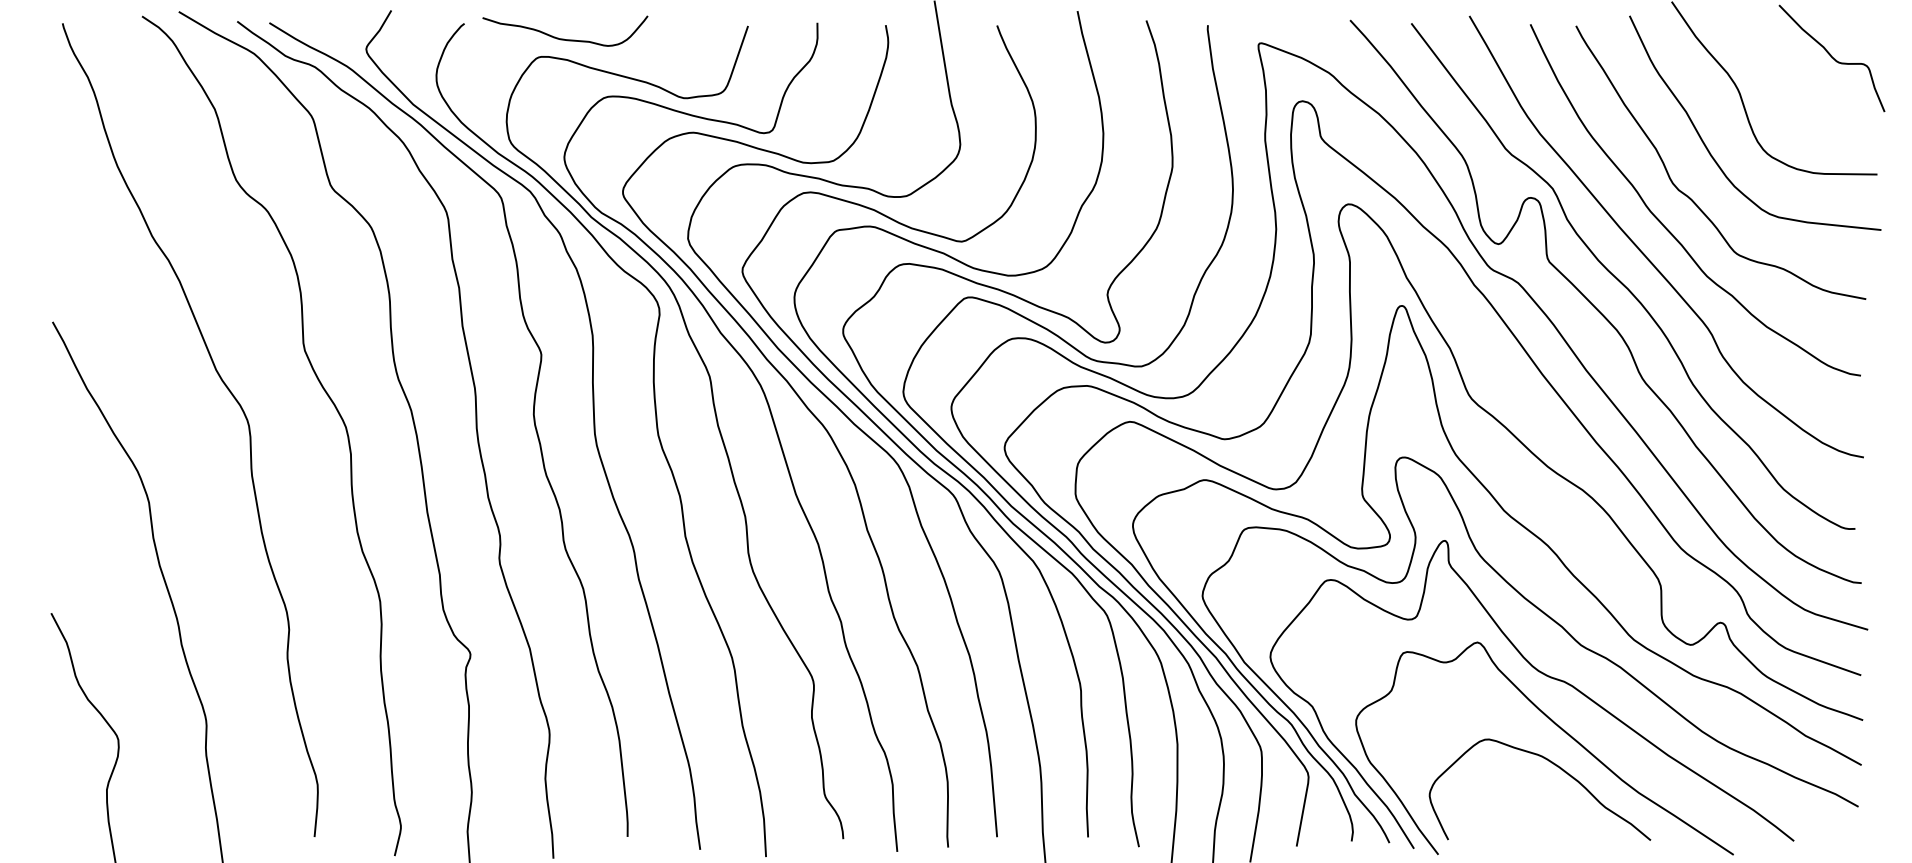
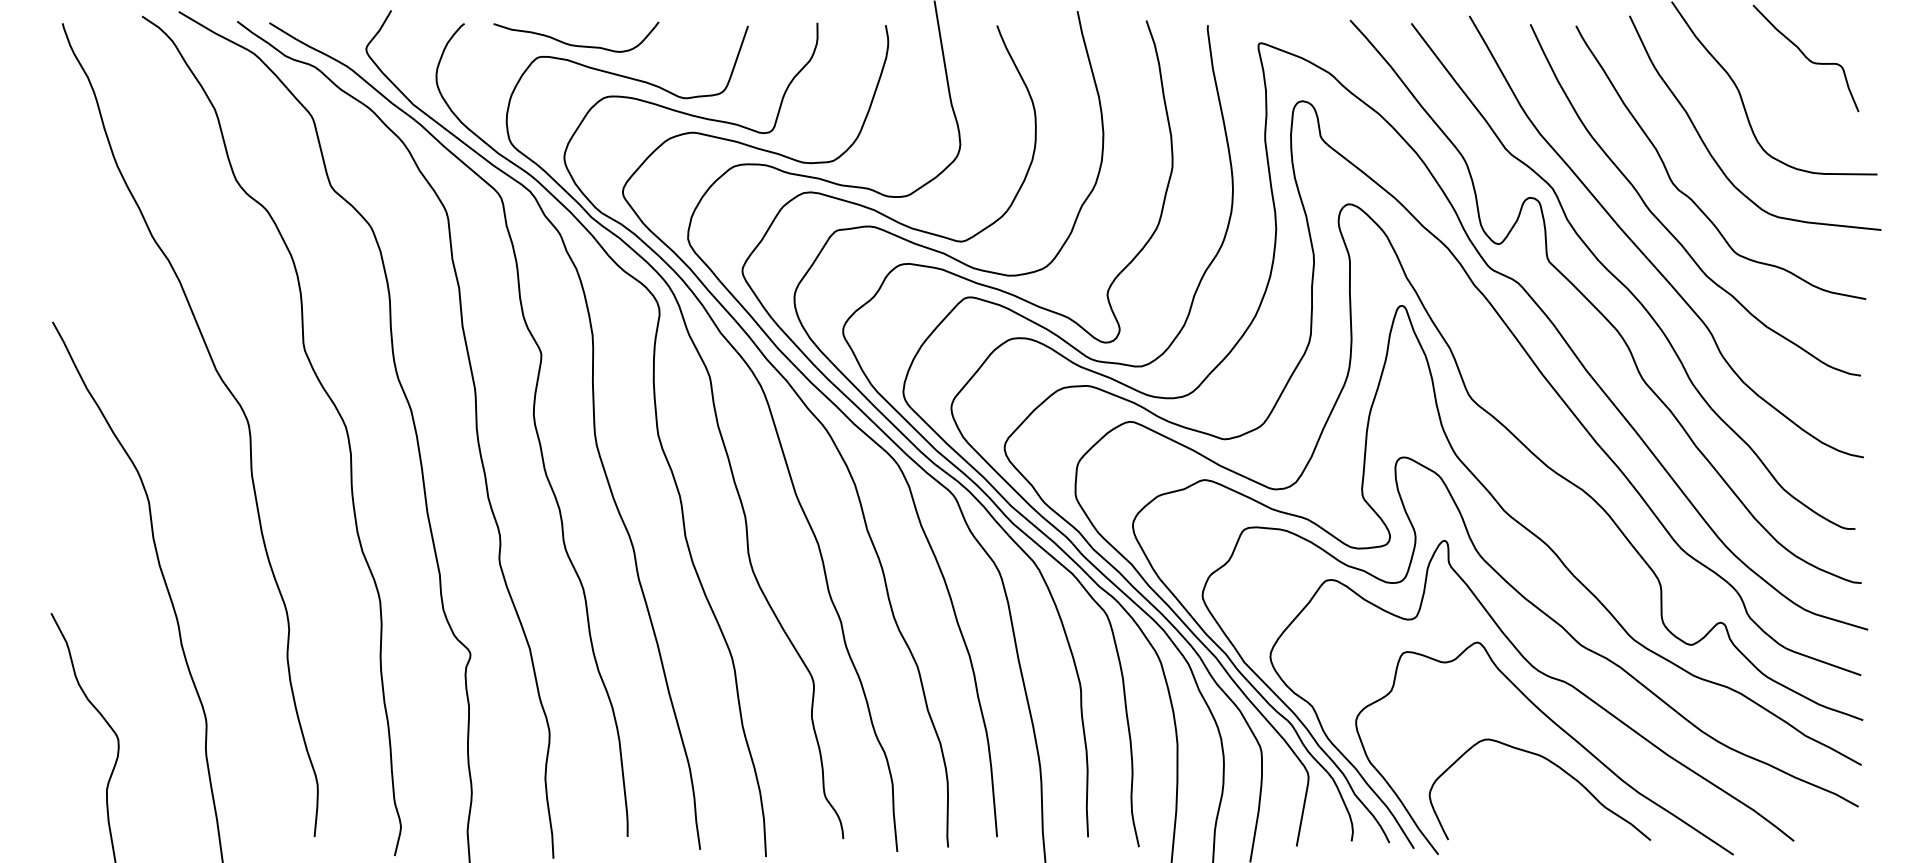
curve position: (564, 38) -> (575, 44) (575, 44)
curve position: (1831, 57) -> (1805, 57) (1805, 57)
